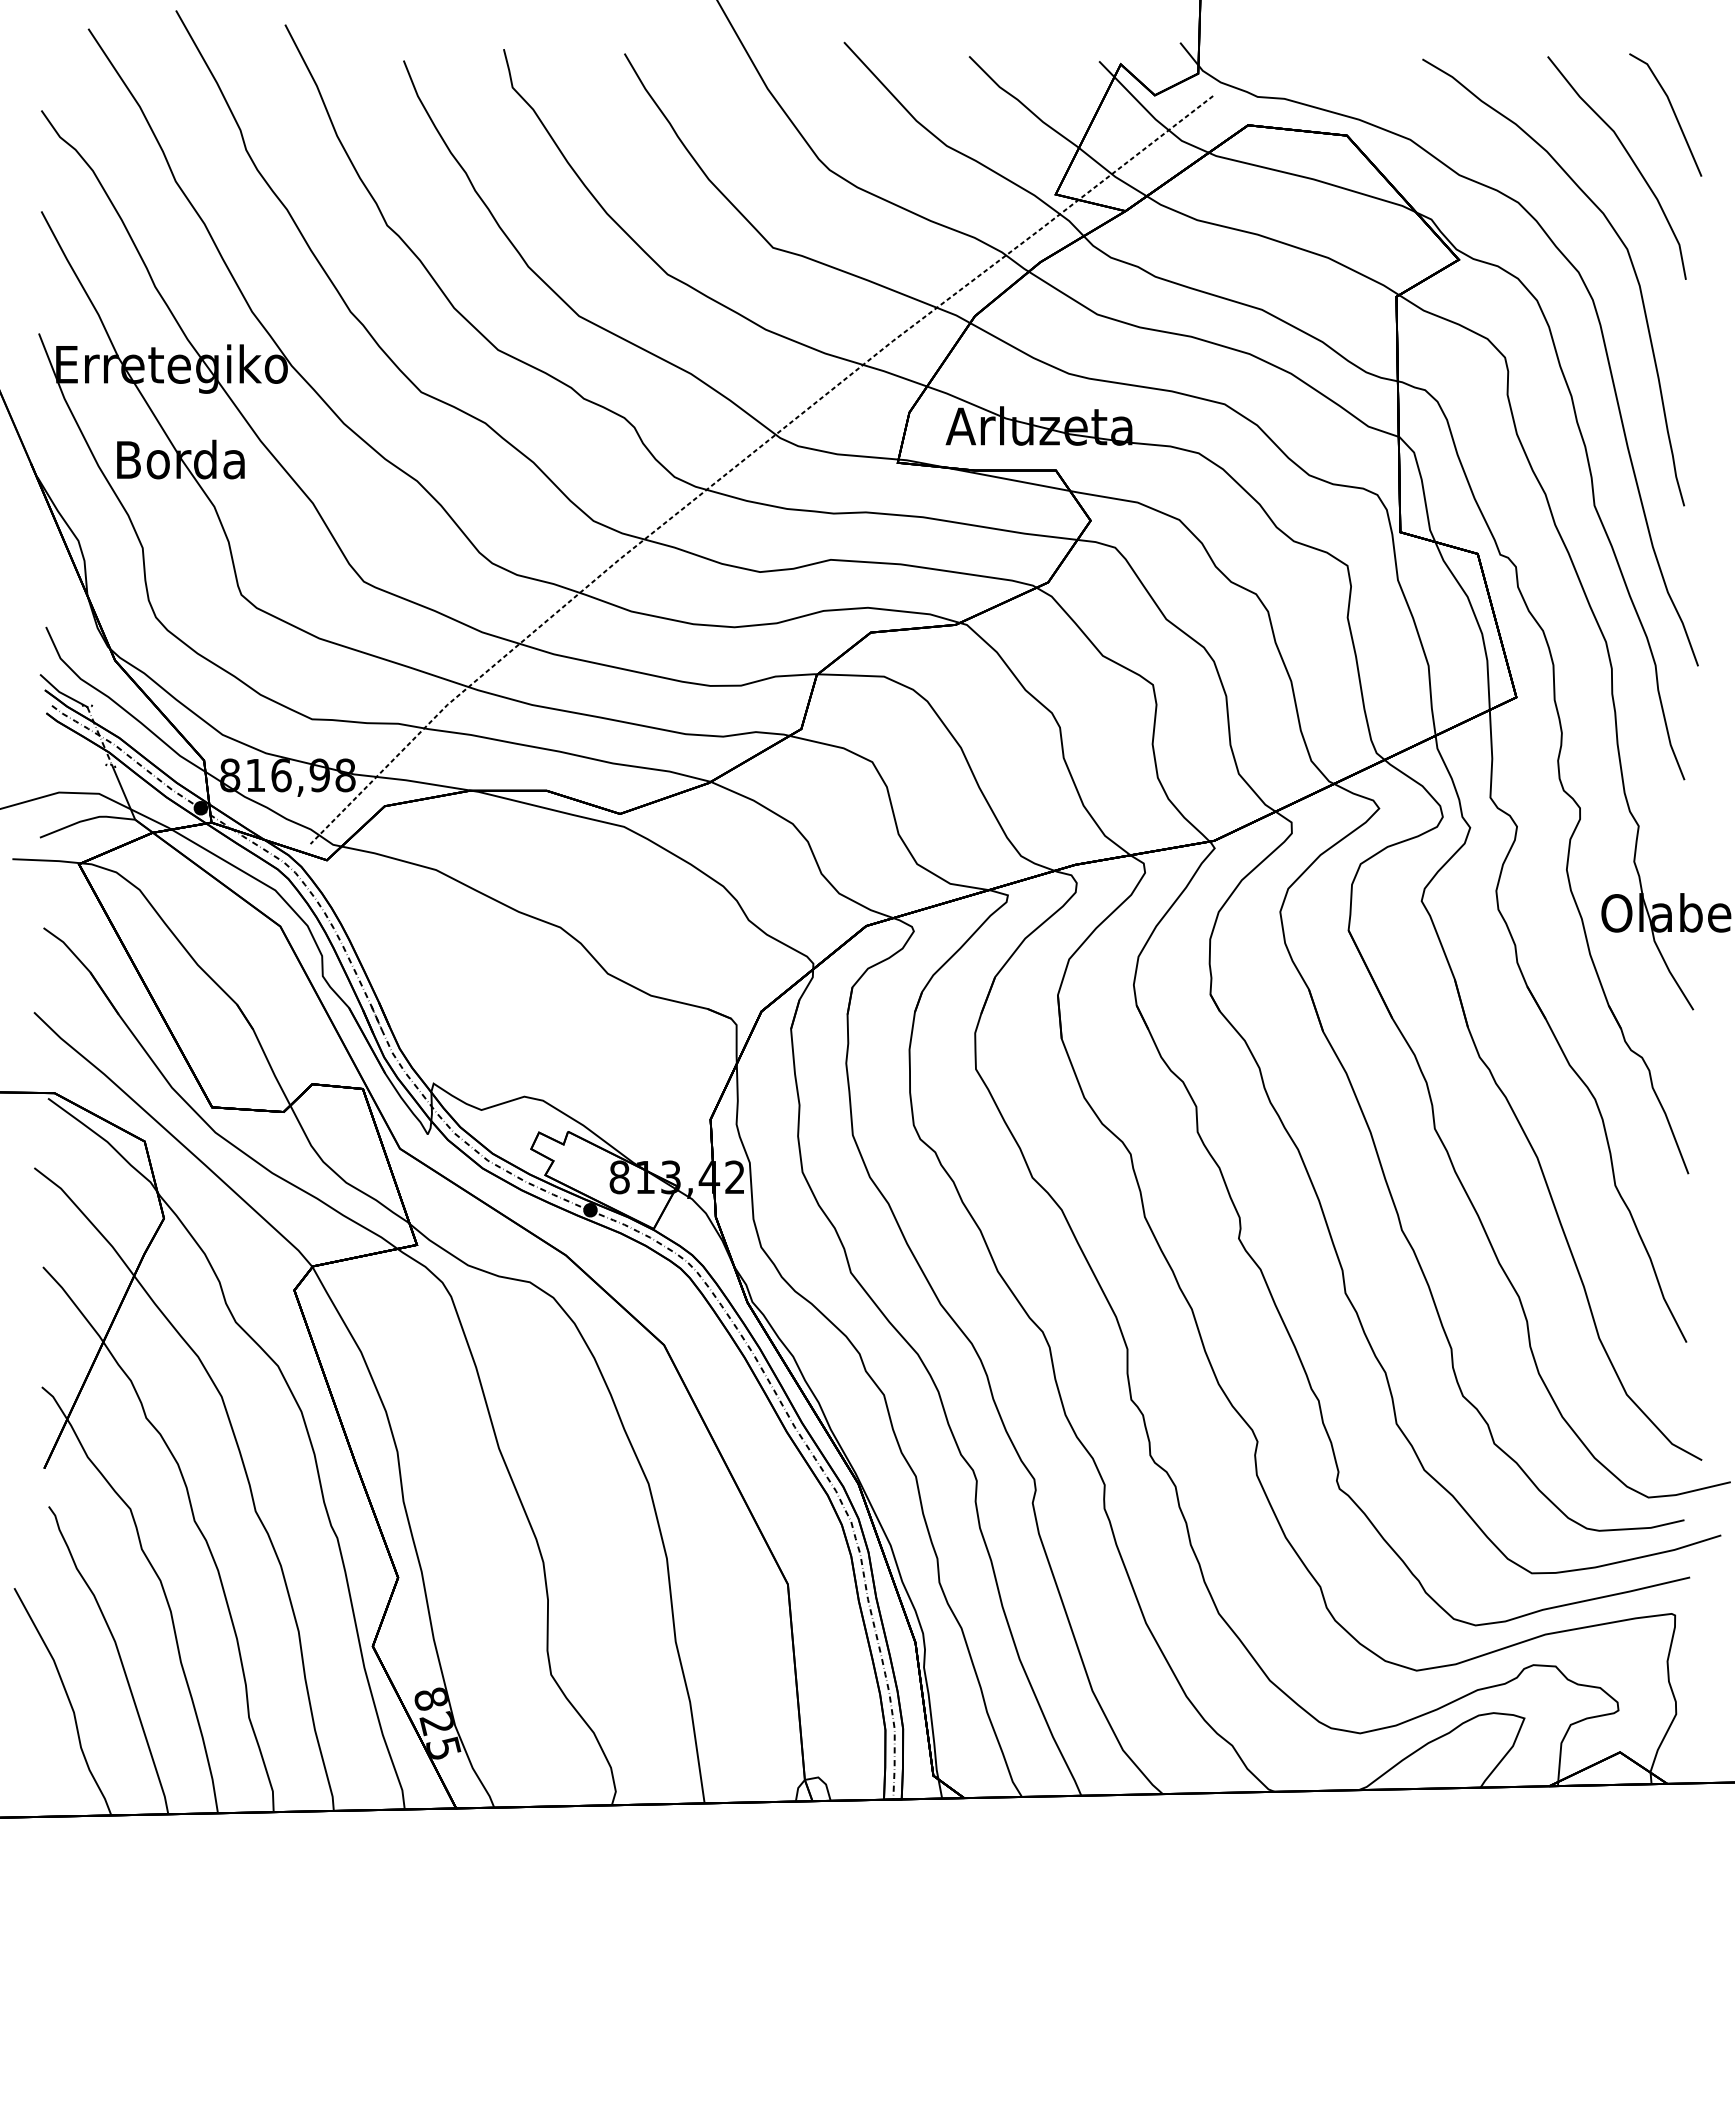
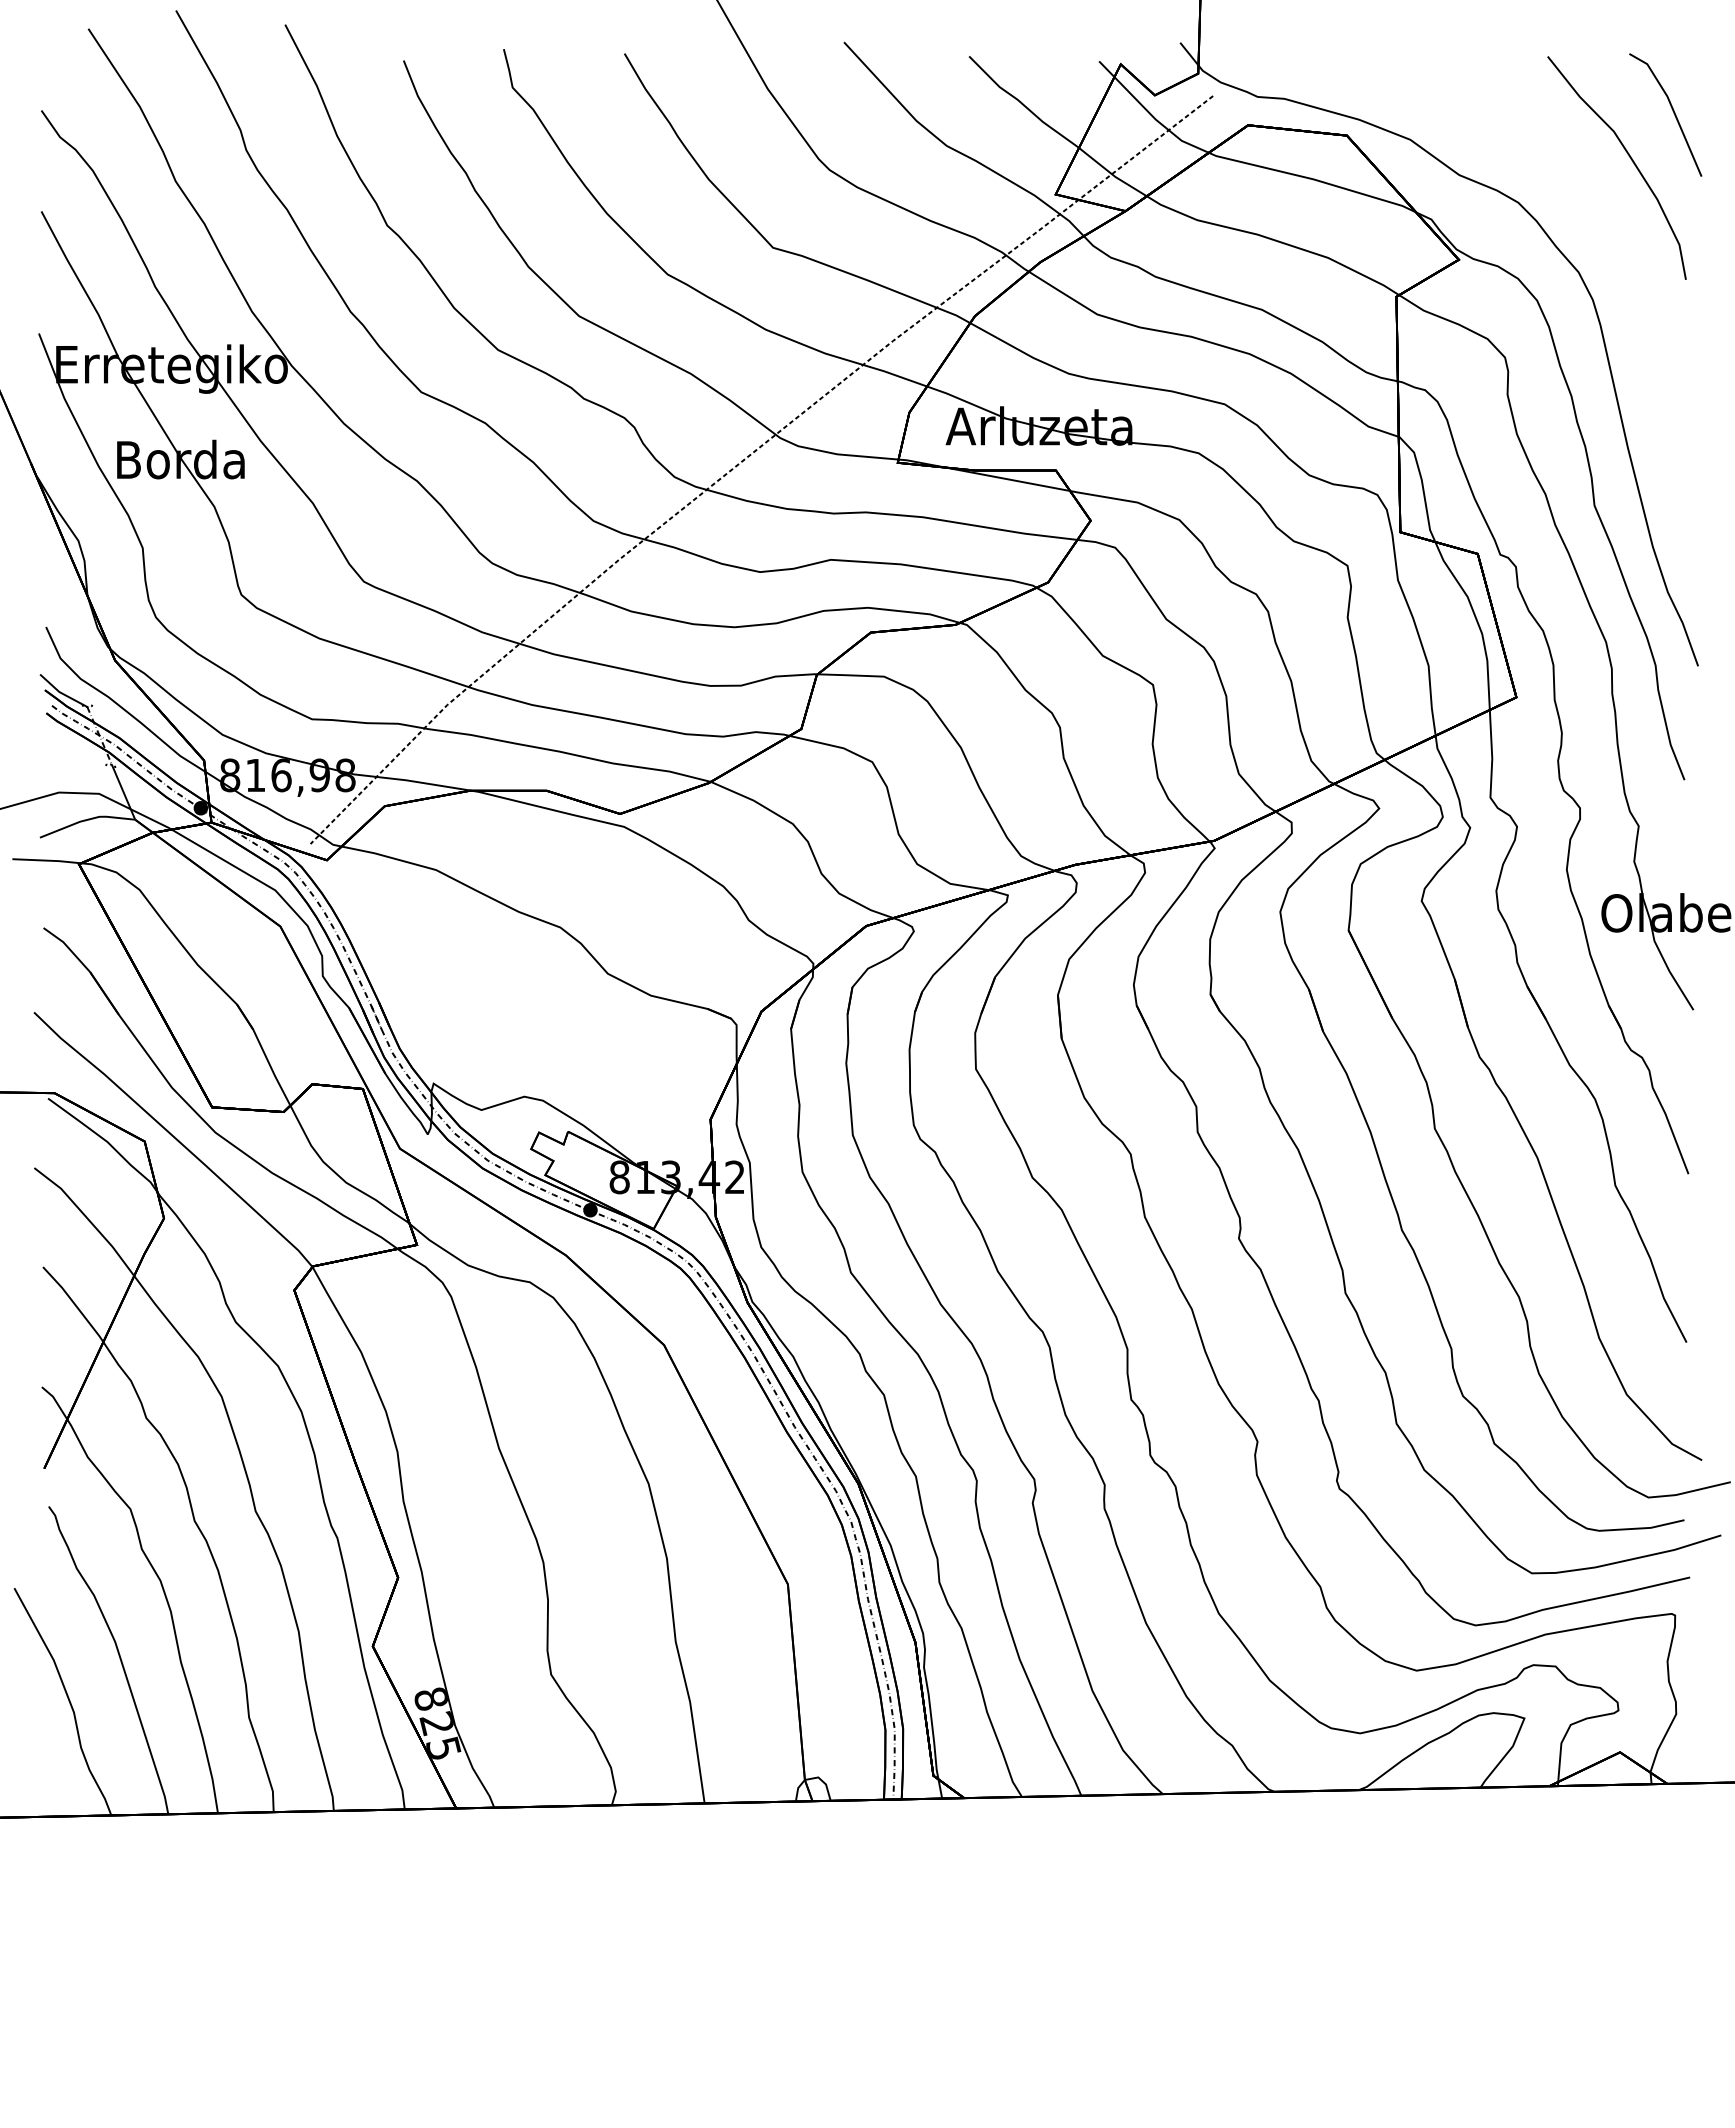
curve: present -> none (1619, 239)
